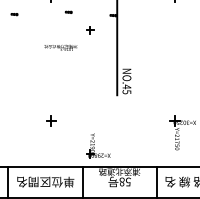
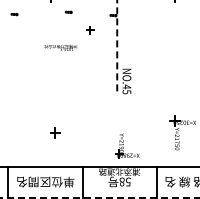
line: solid -> dashed (117, 48)
part position: (51, 120) -> (55, 132) (55, 132)
part position: (98, 145) -> (127, 145) (127, 145)
line: solid -> dashed (99, 197)
